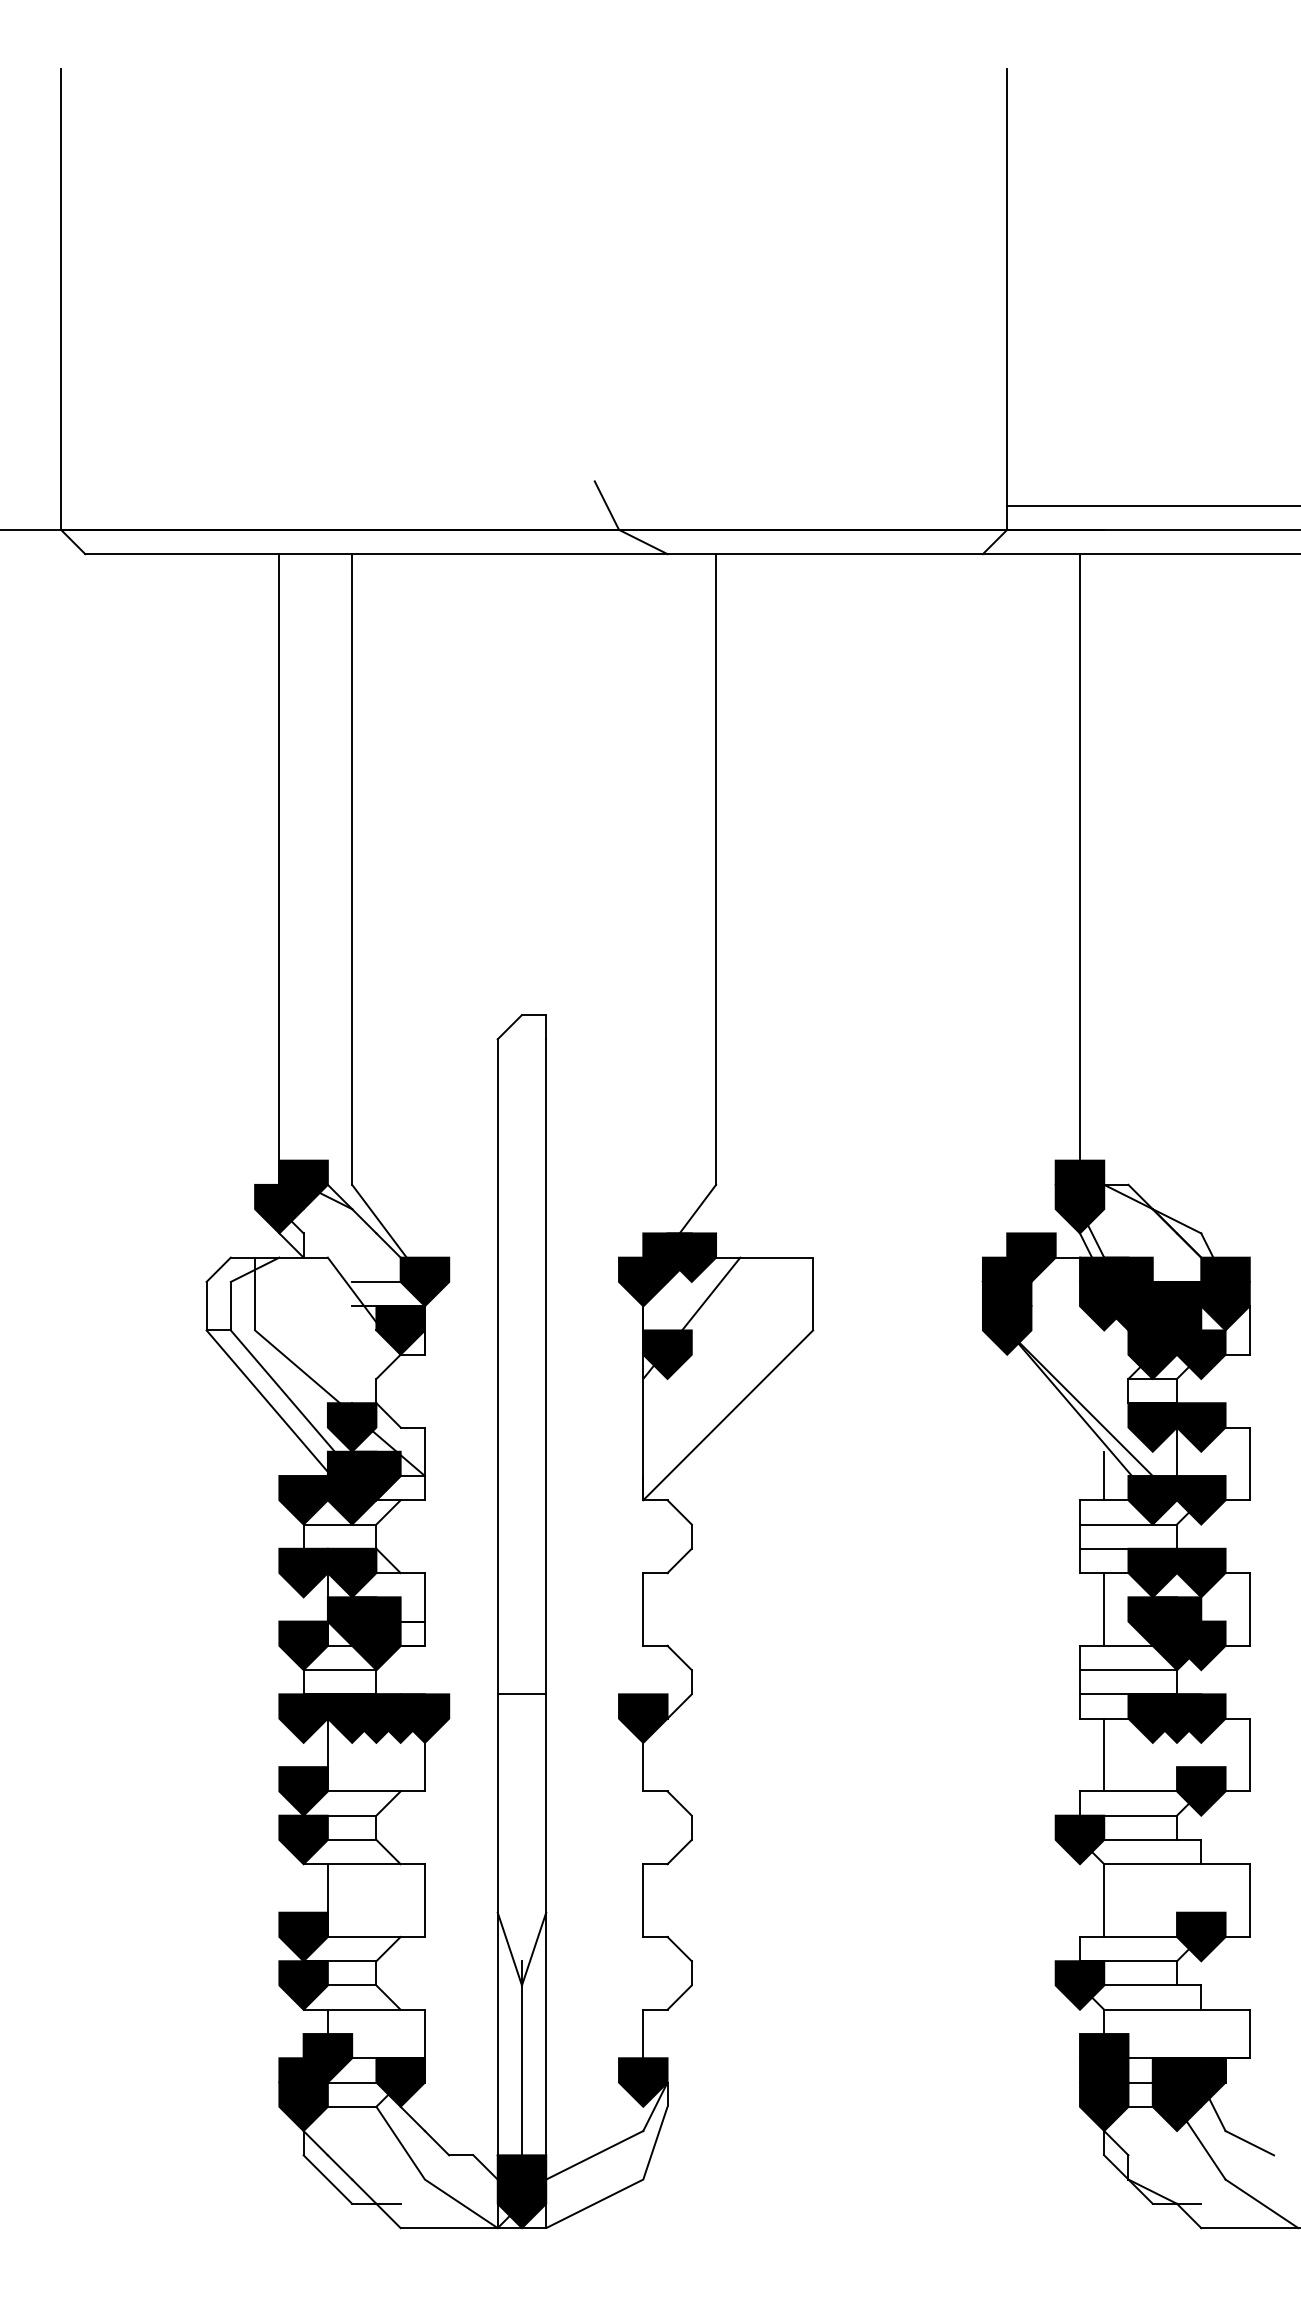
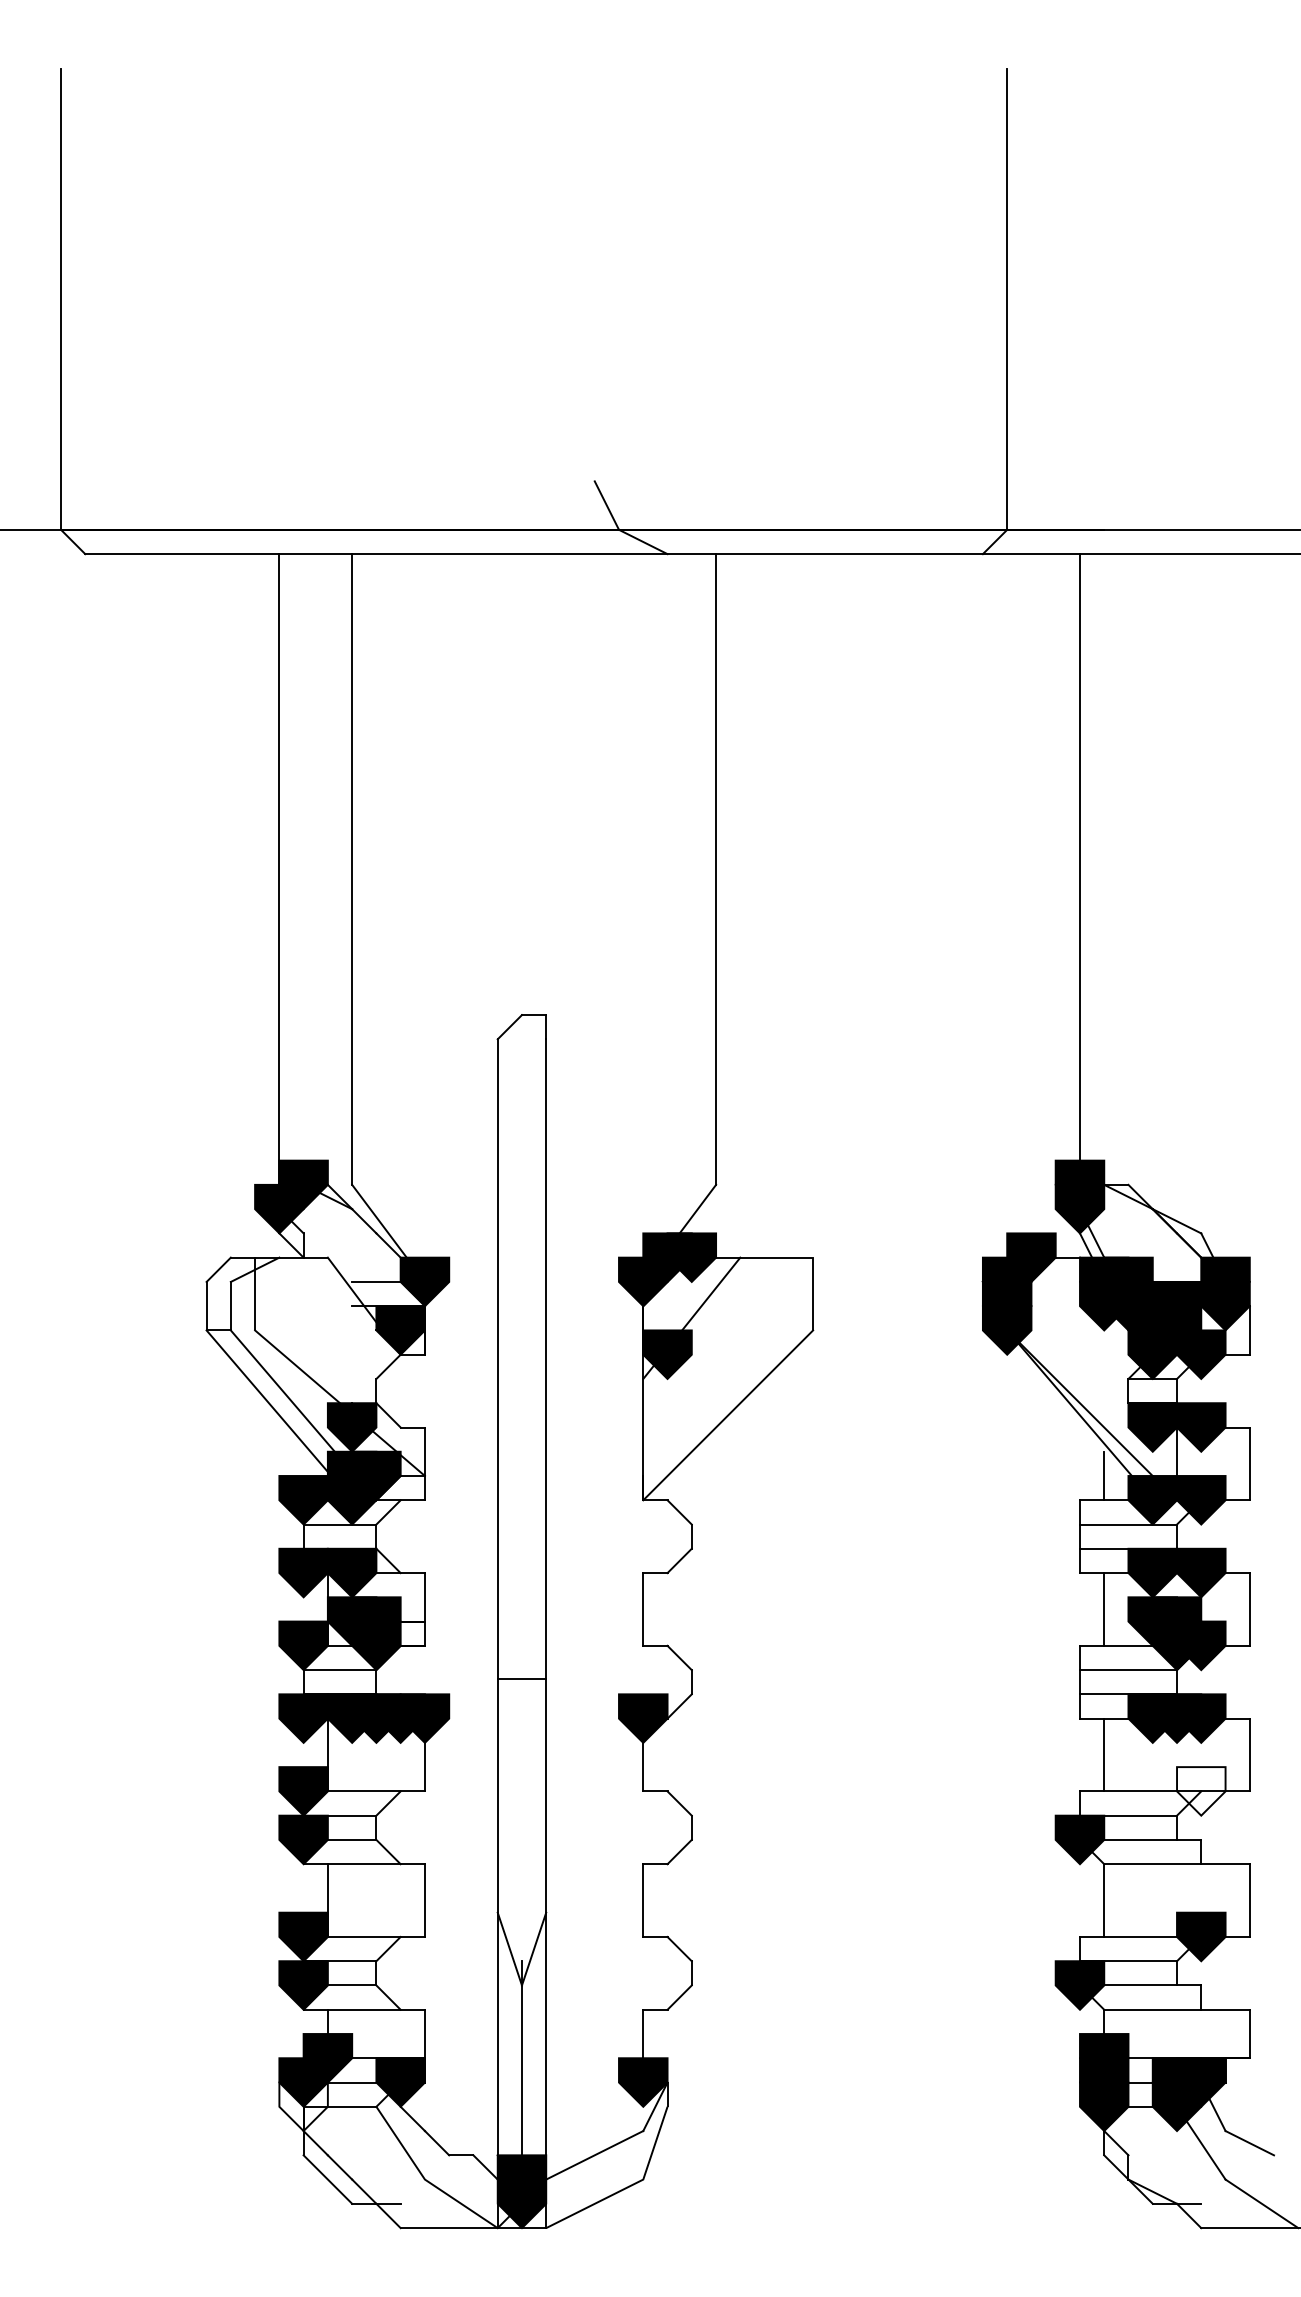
line: present -> none (1152, 505)
line position: (521, 1694) -> (521, 1679) (521, 1679)
fill: present -> none (1201, 1791)
fill: present -> none (303, 2106)
